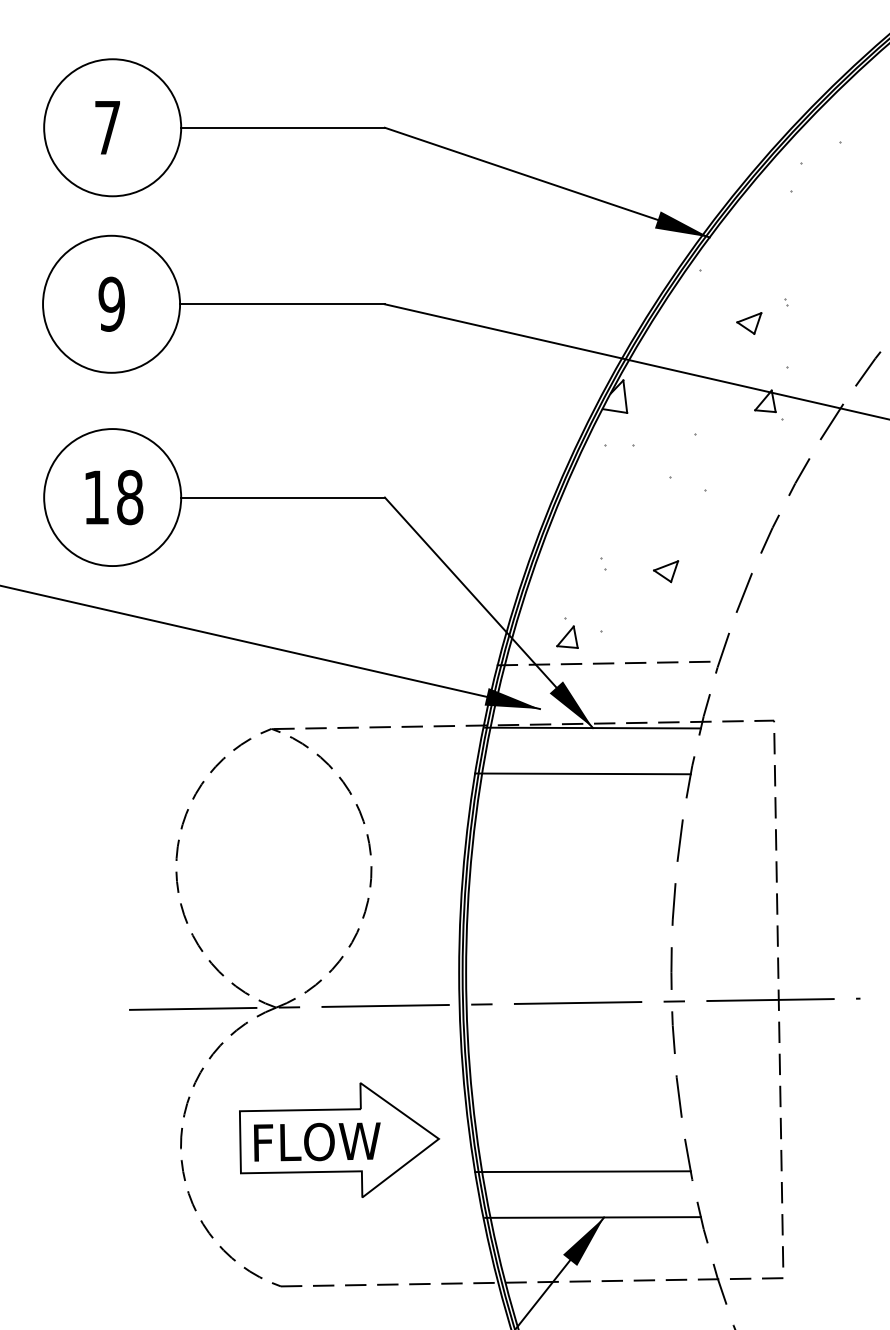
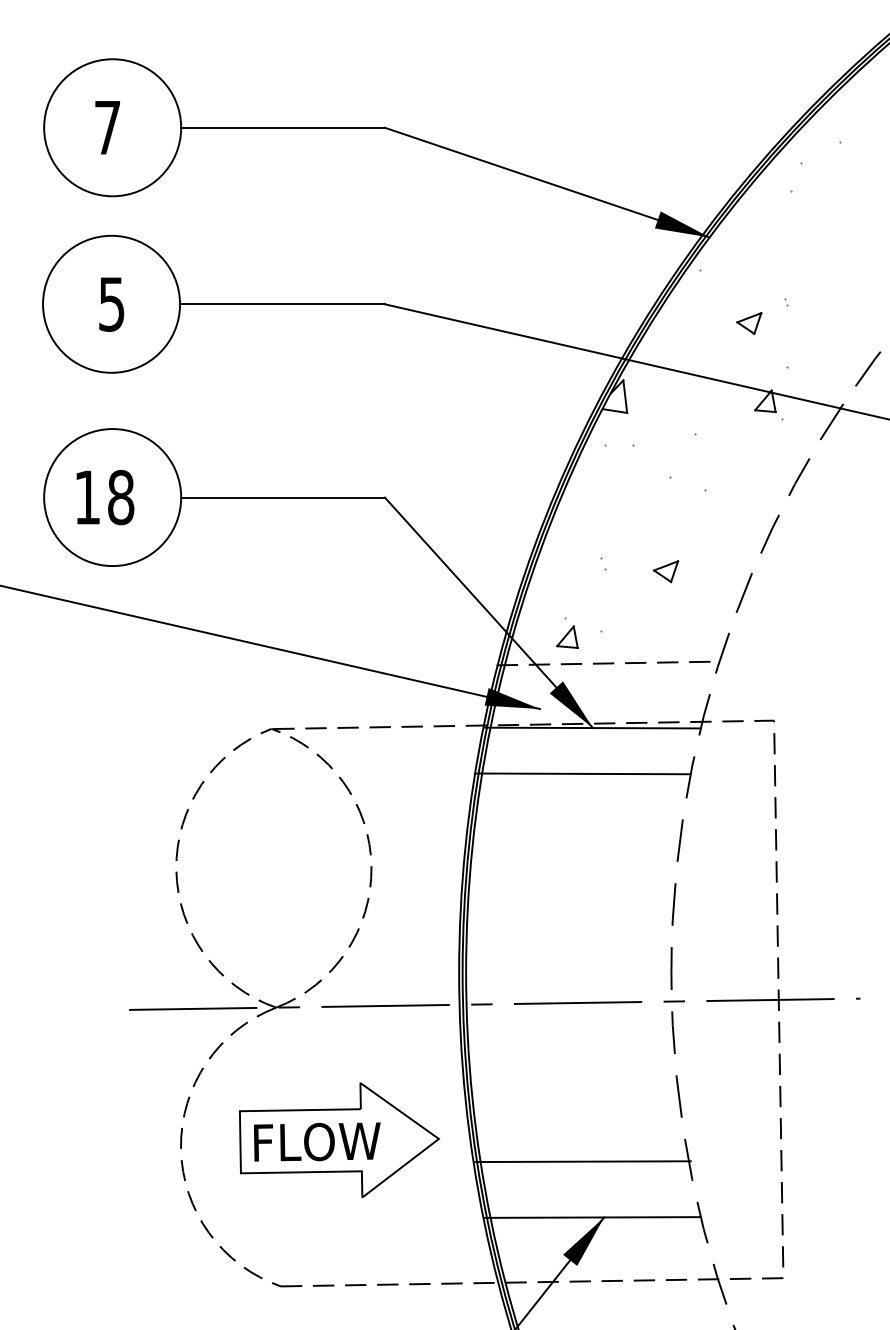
text: 9 -> 5 (111, 303)
text position: (114, 497) -> (105, 497) (105, 497)
line position: (582, 1171) -> (582, 1161) (582, 1161)
